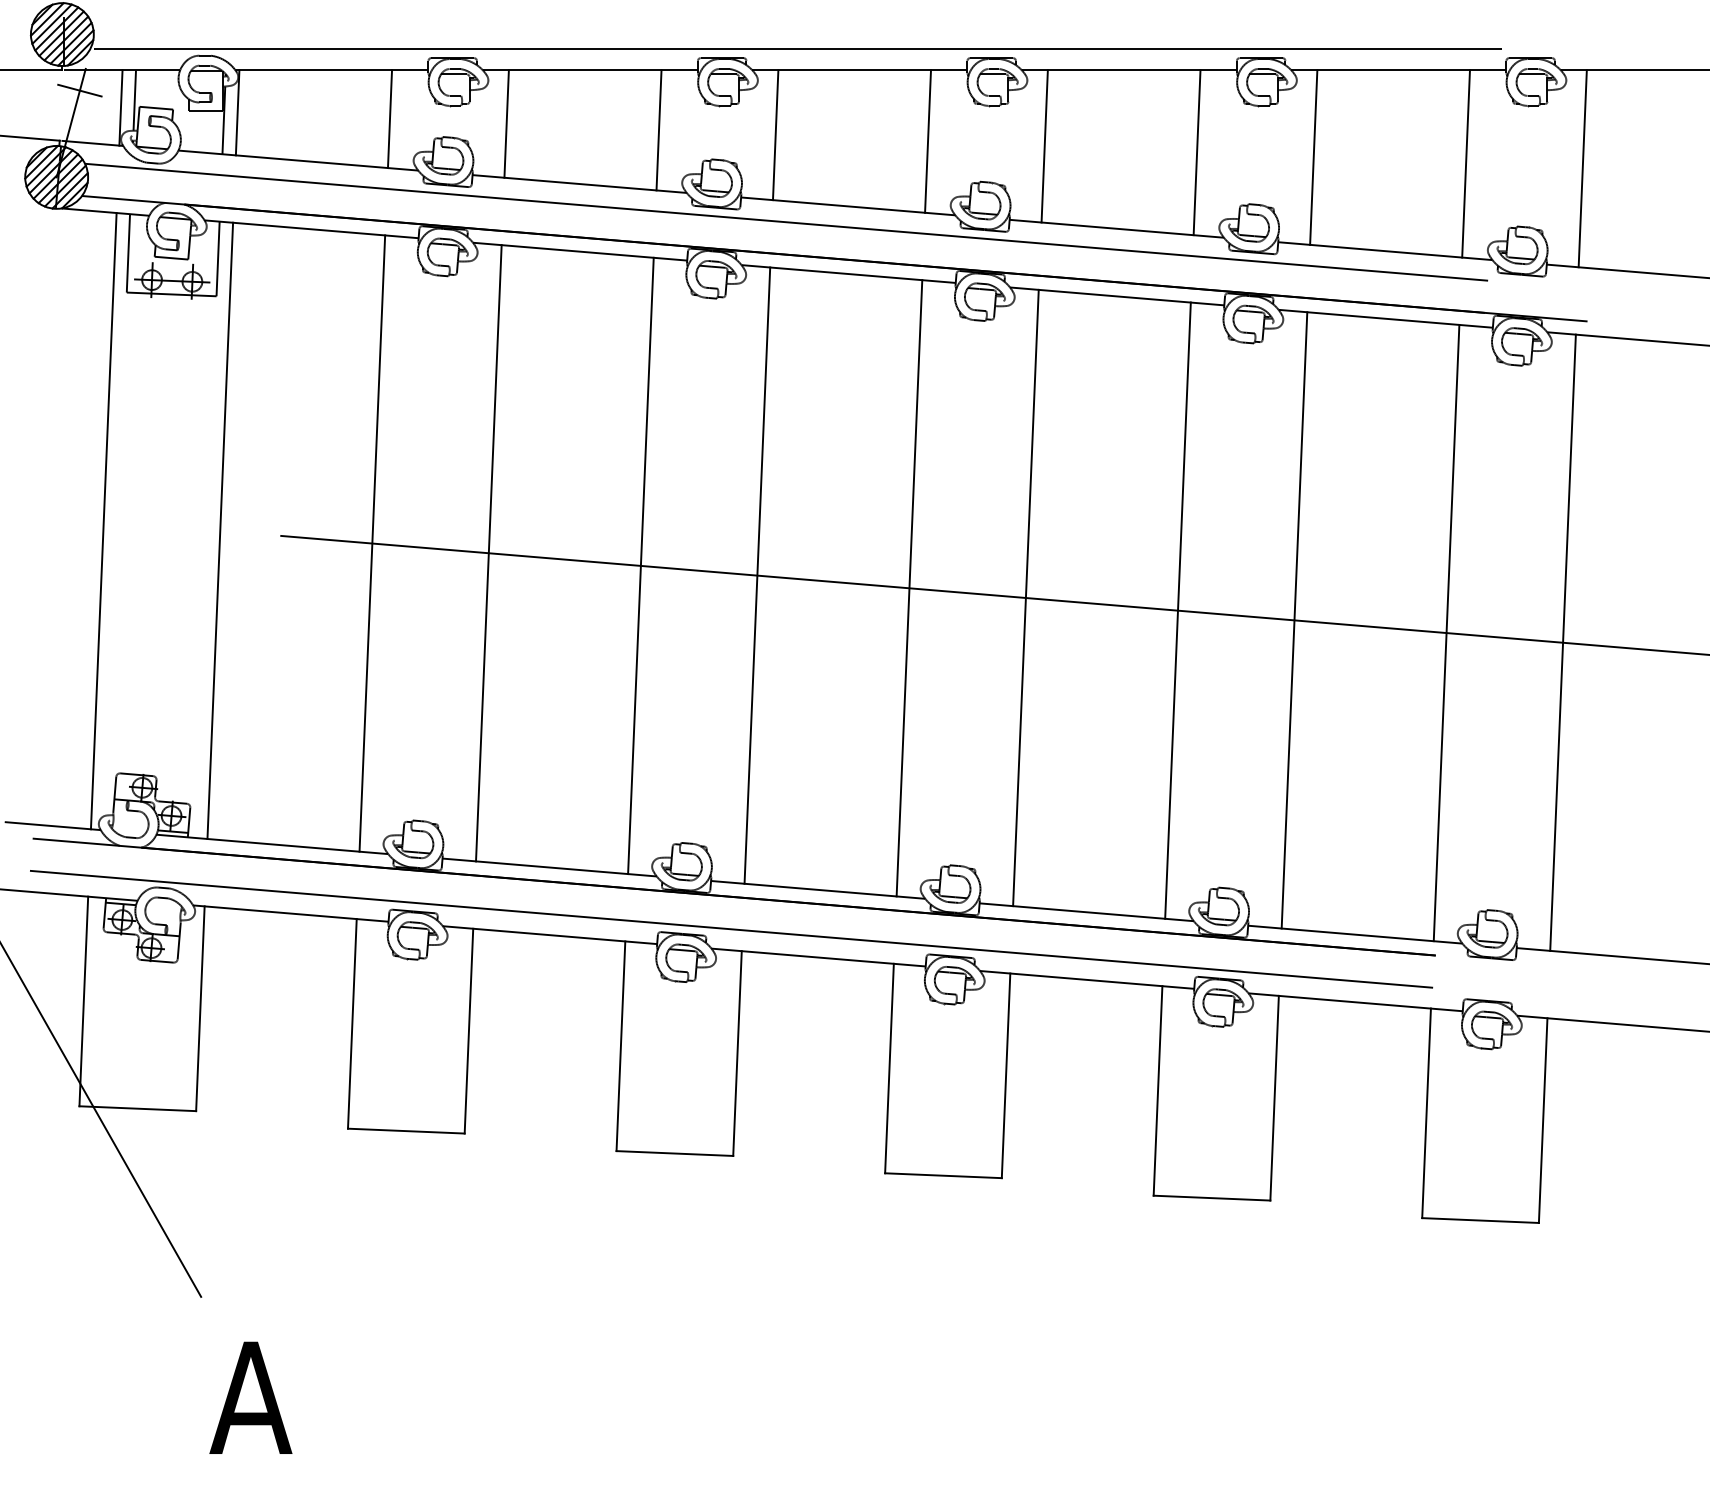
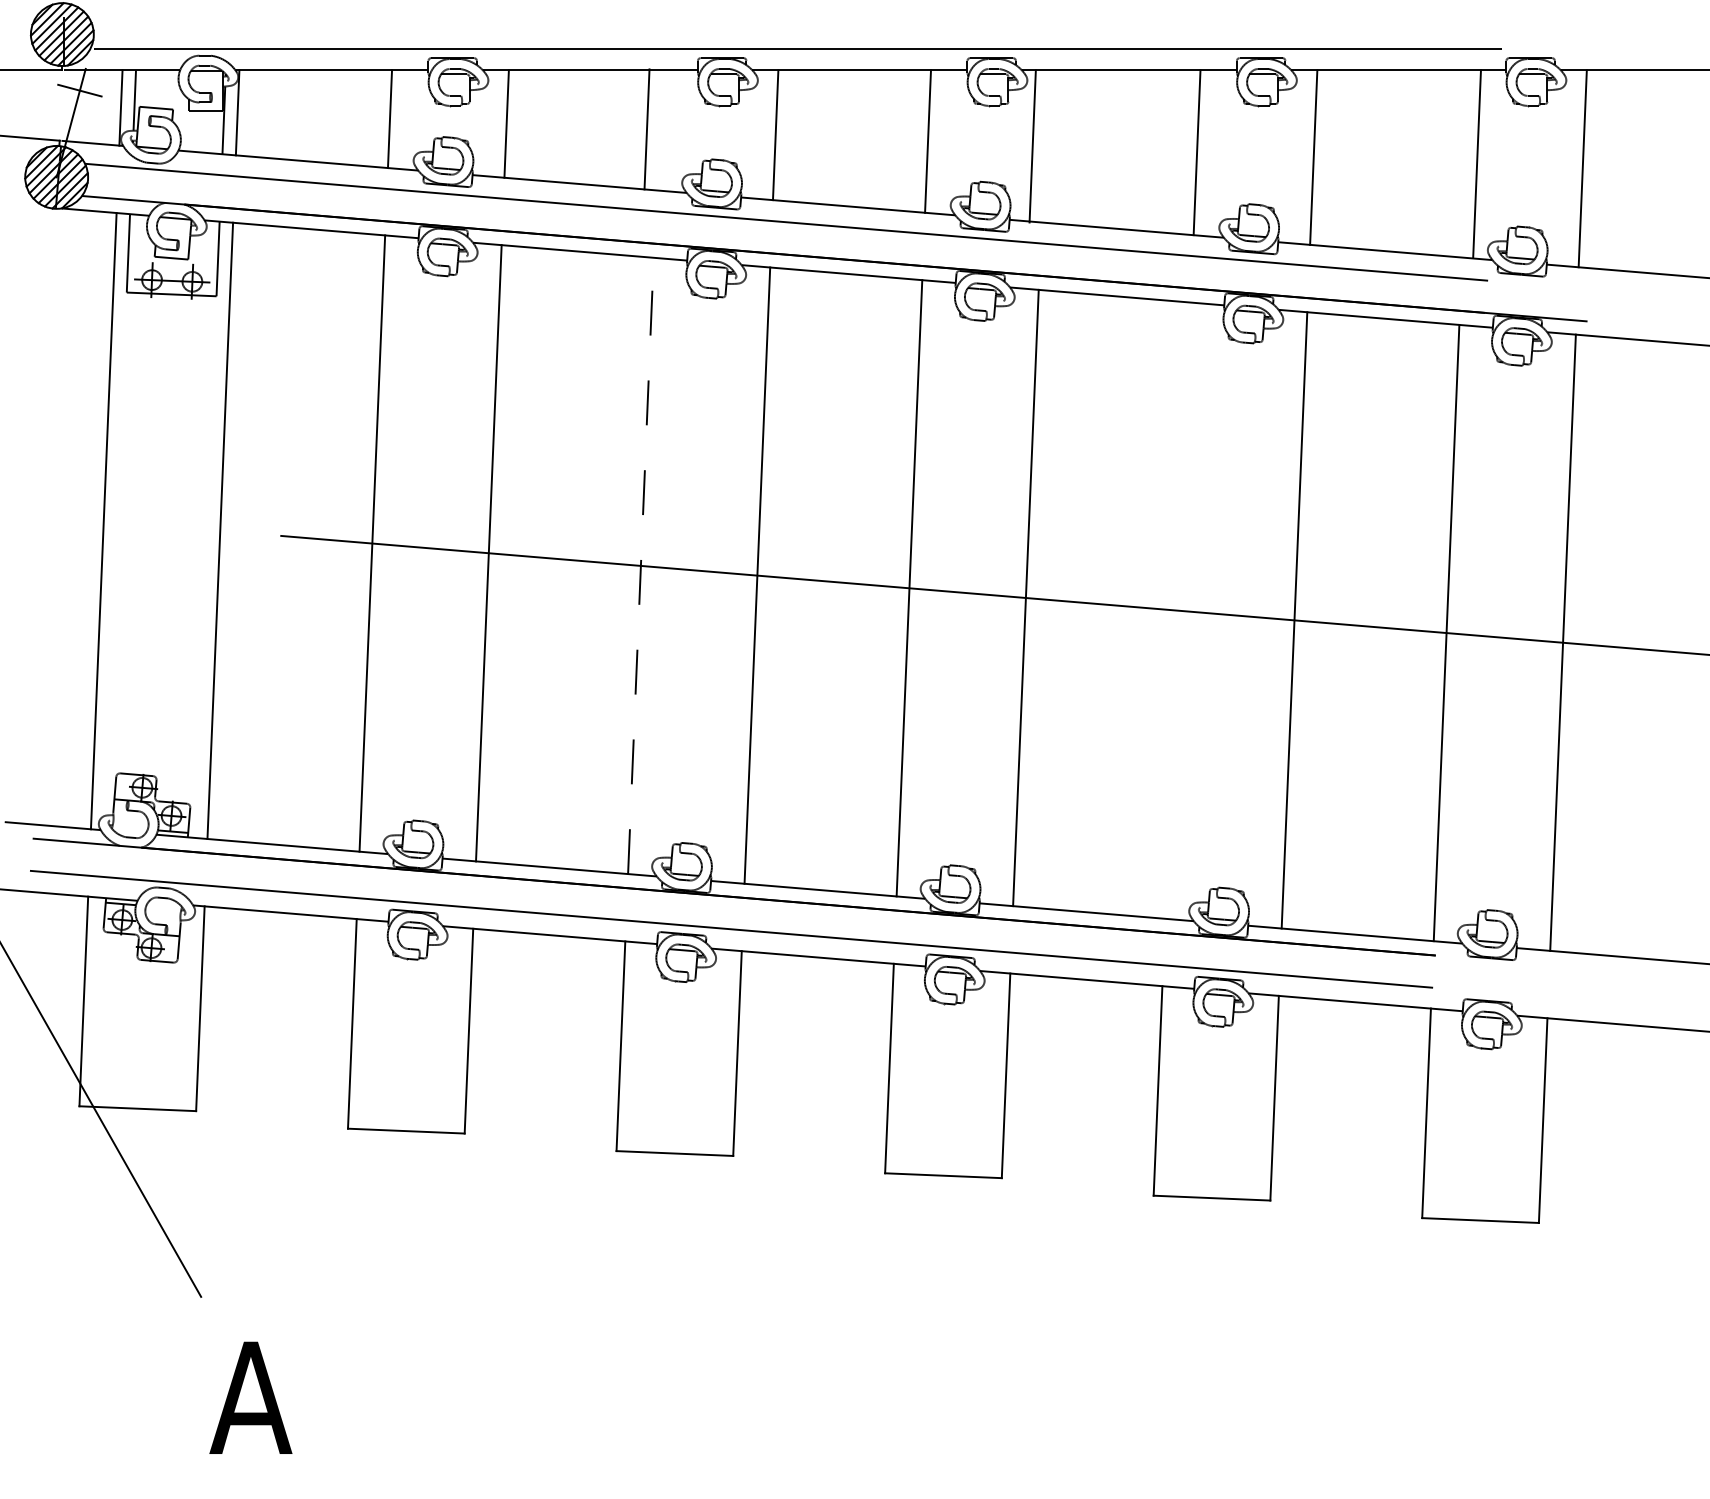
line position: (658, 130) -> (646, 129) (646, 129)
line position: (1044, 146) -> (1032, 146) (1032, 146)
line position: (1465, 163) -> (1476, 163) (1476, 163)
line: solid -> dashed (640, 565)
line: present -> none (1177, 610)
